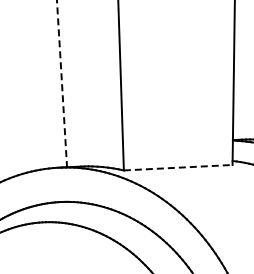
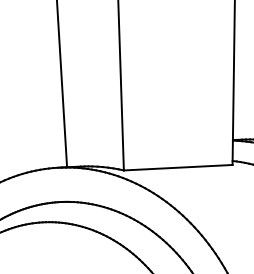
line: dashed -> solid (62, 83)
line: dashed -> solid (178, 167)
